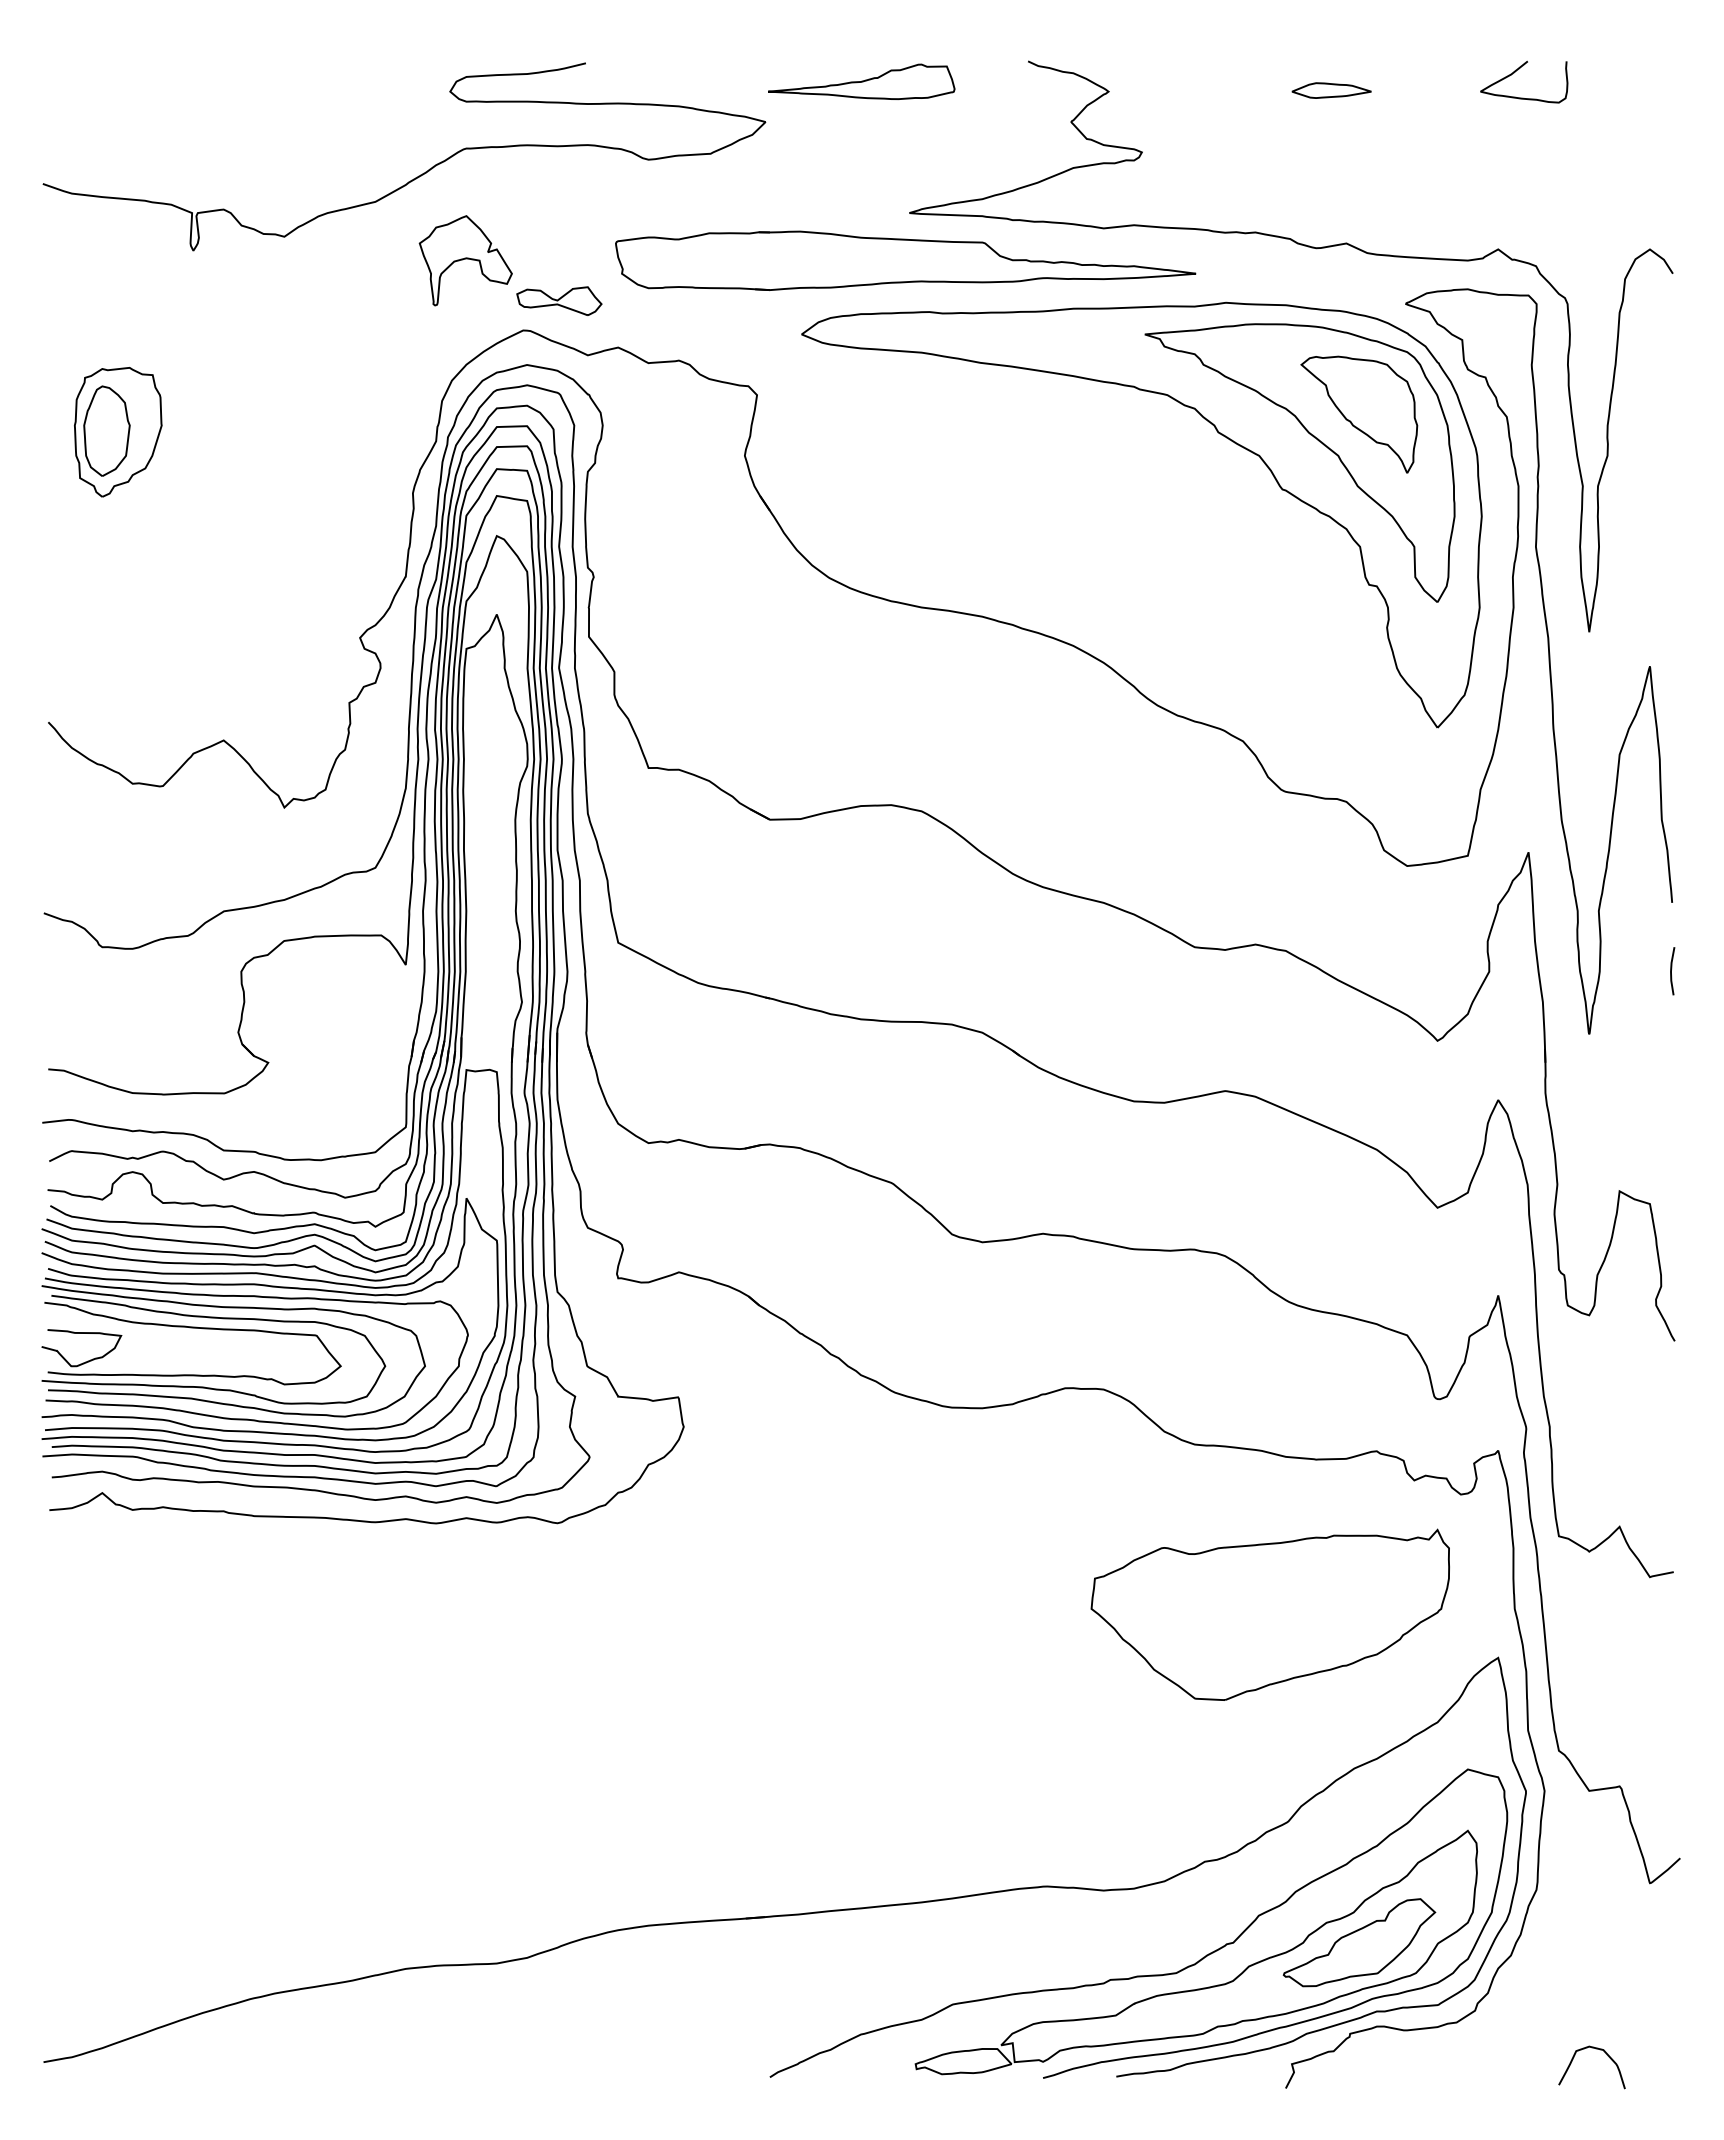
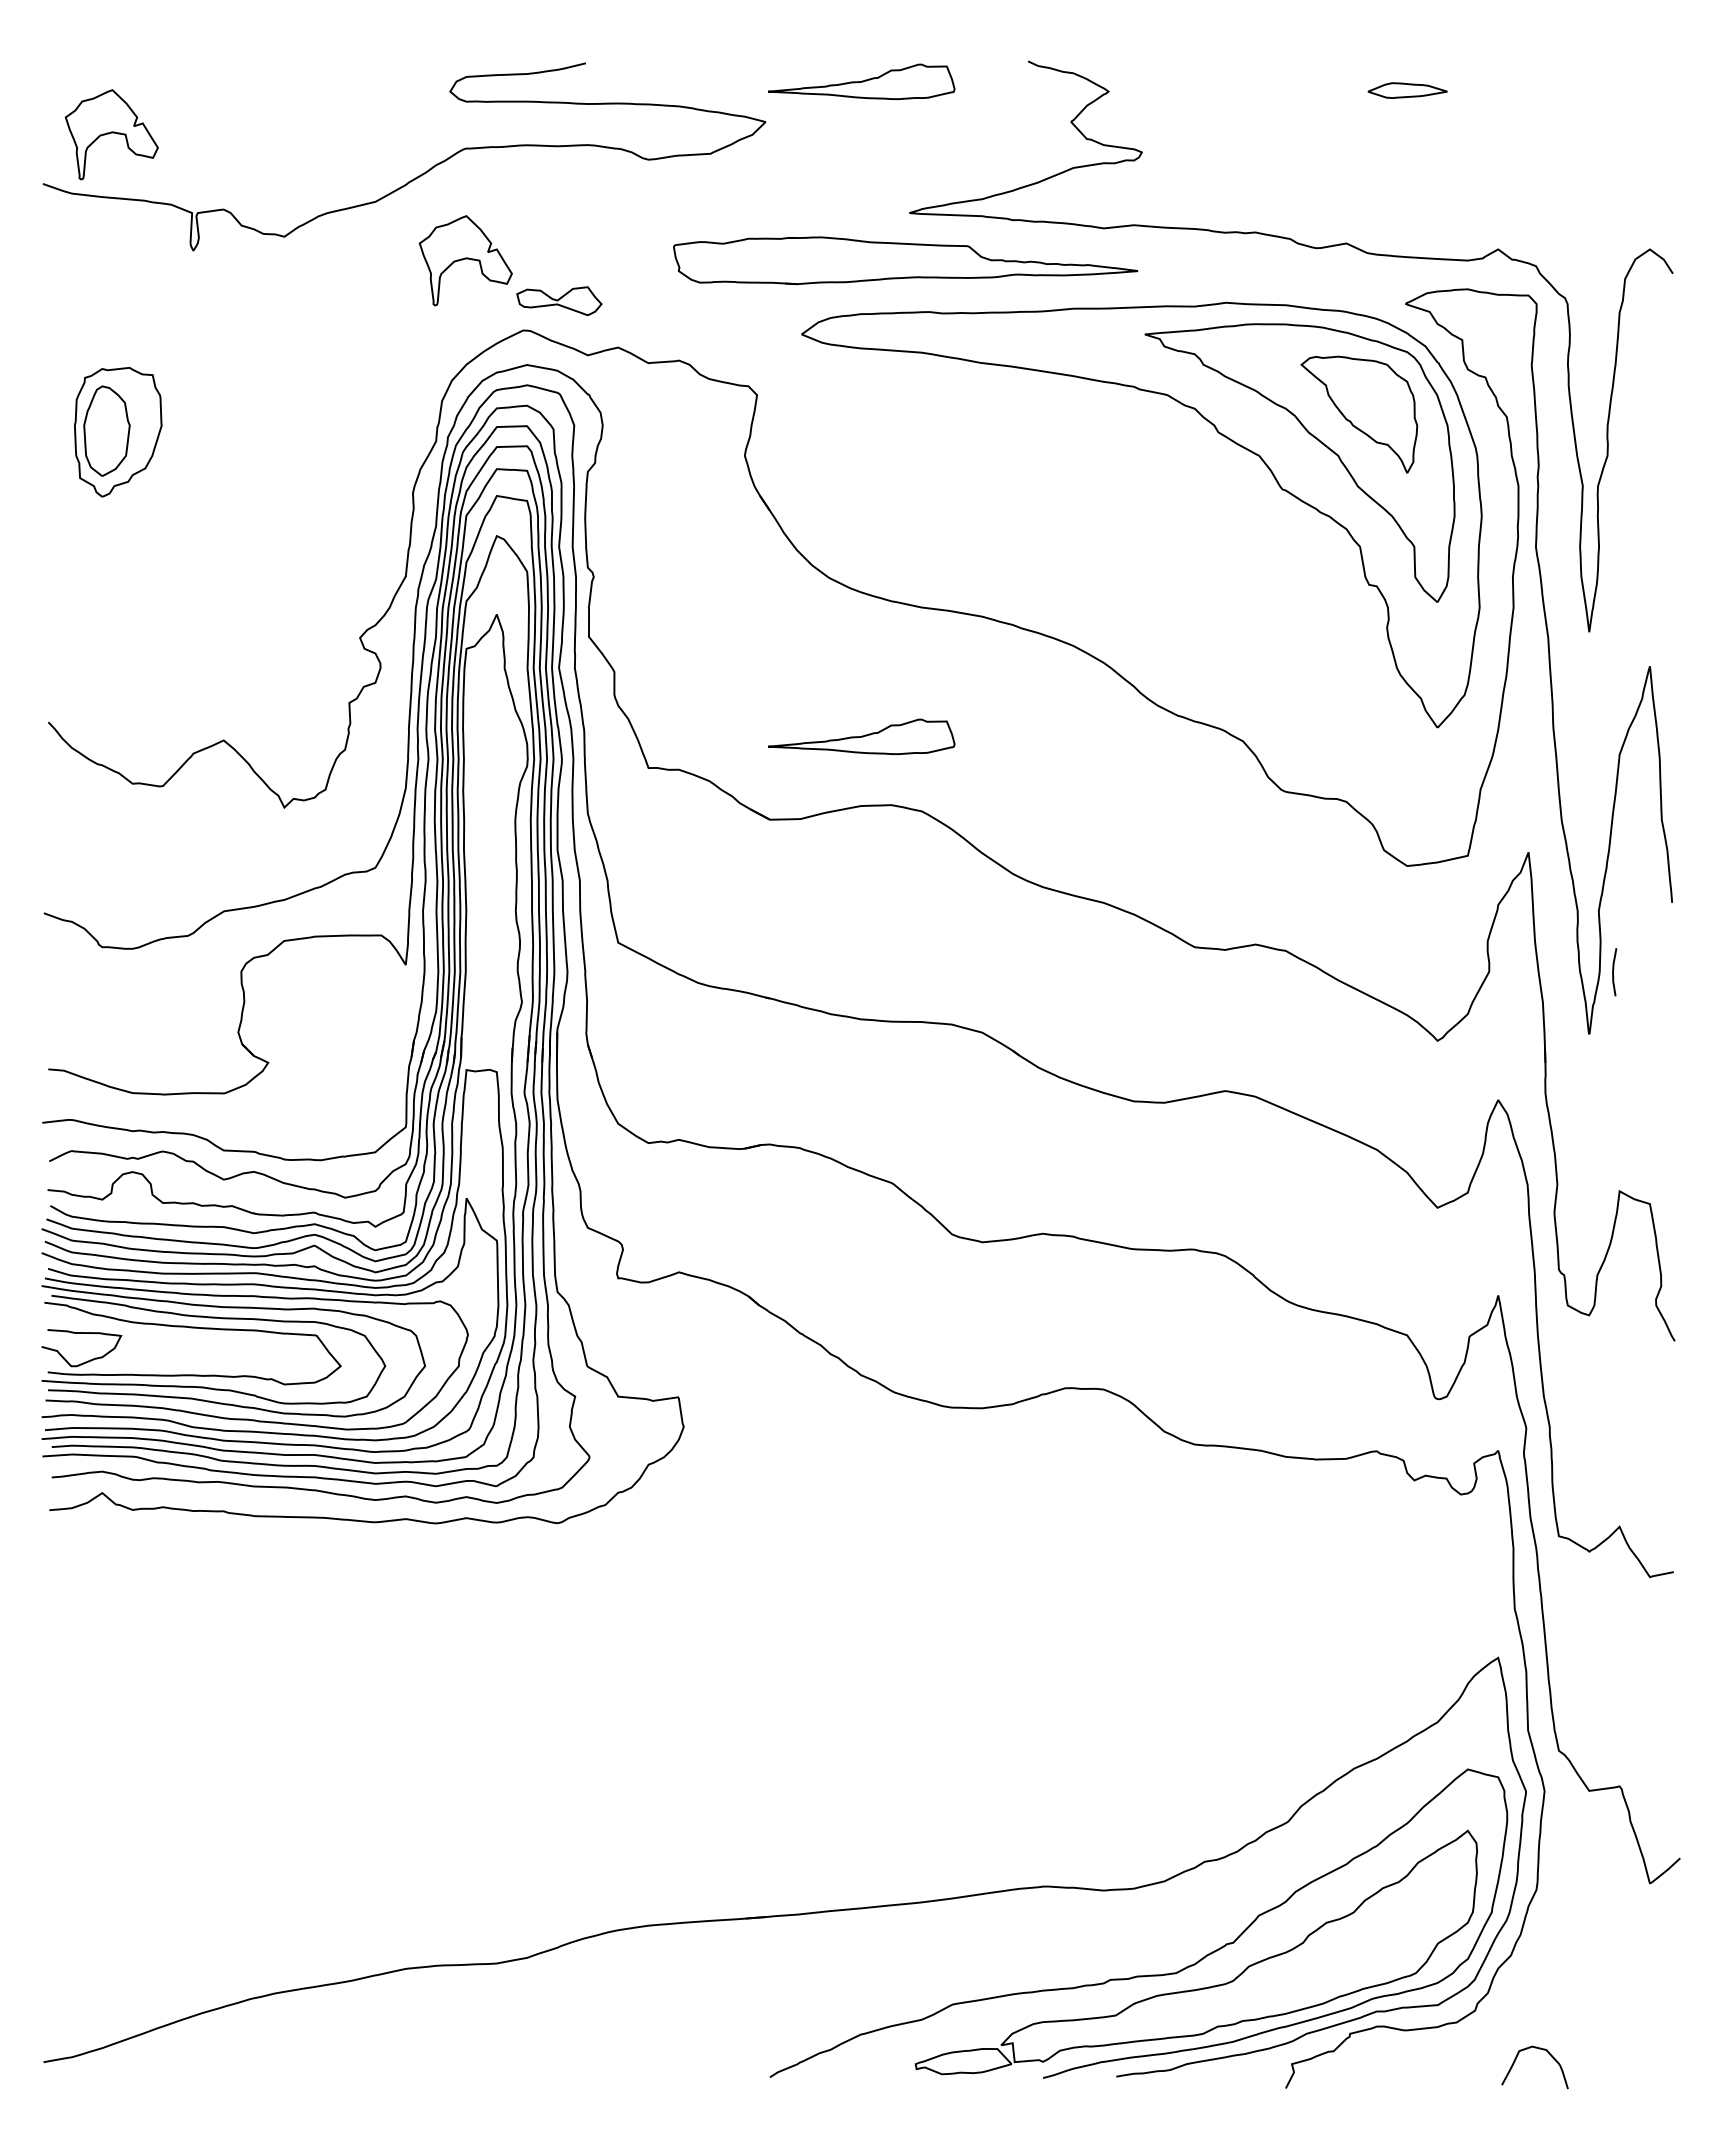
curve: present -> none (1515, 72)
part position: (1331, 90) -> (1407, 90) (1407, 90)
part: none -> present (111, 134)
part size: 582x61 px -> 466x50 px (905, 260)
part: none -> present (861, 736)
line position: (1671, 971) -> (1613, 972) (1613, 972)
part: present -> none (1269, 1614)
part: present -> none (1359, 1942)
curve position: (1596, 2049) -> (1539, 2049) (1539, 2049)
